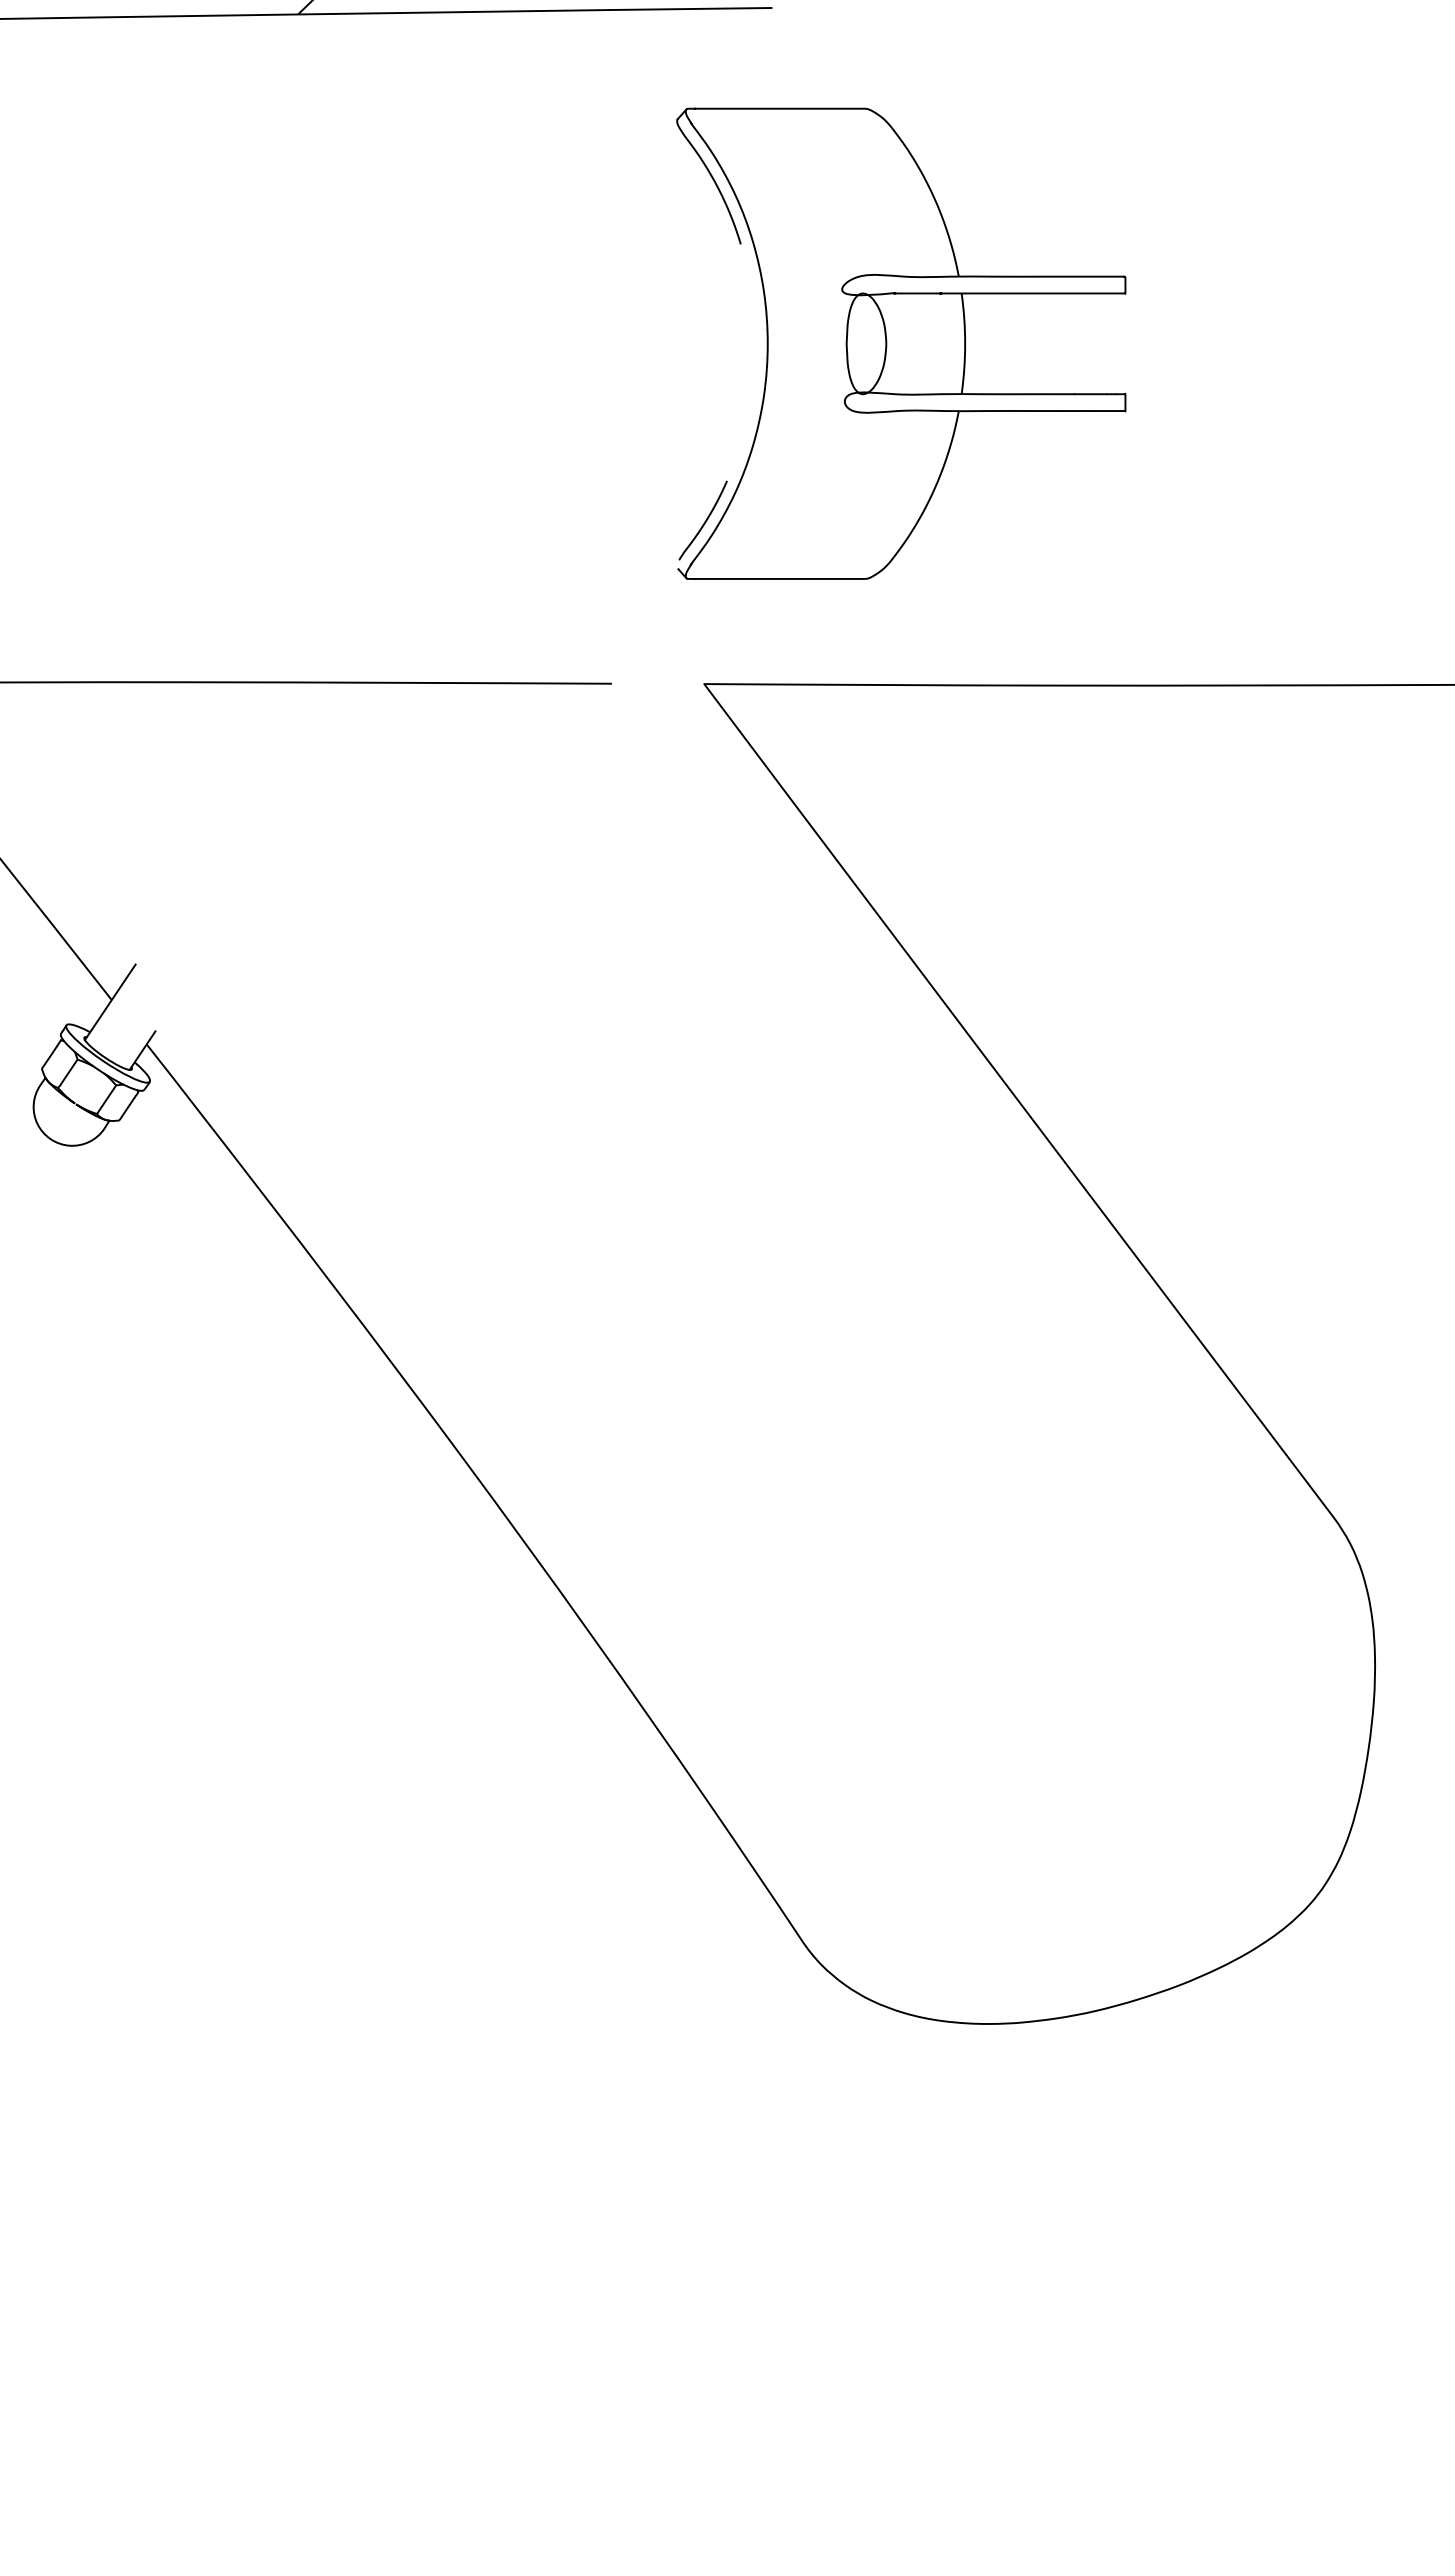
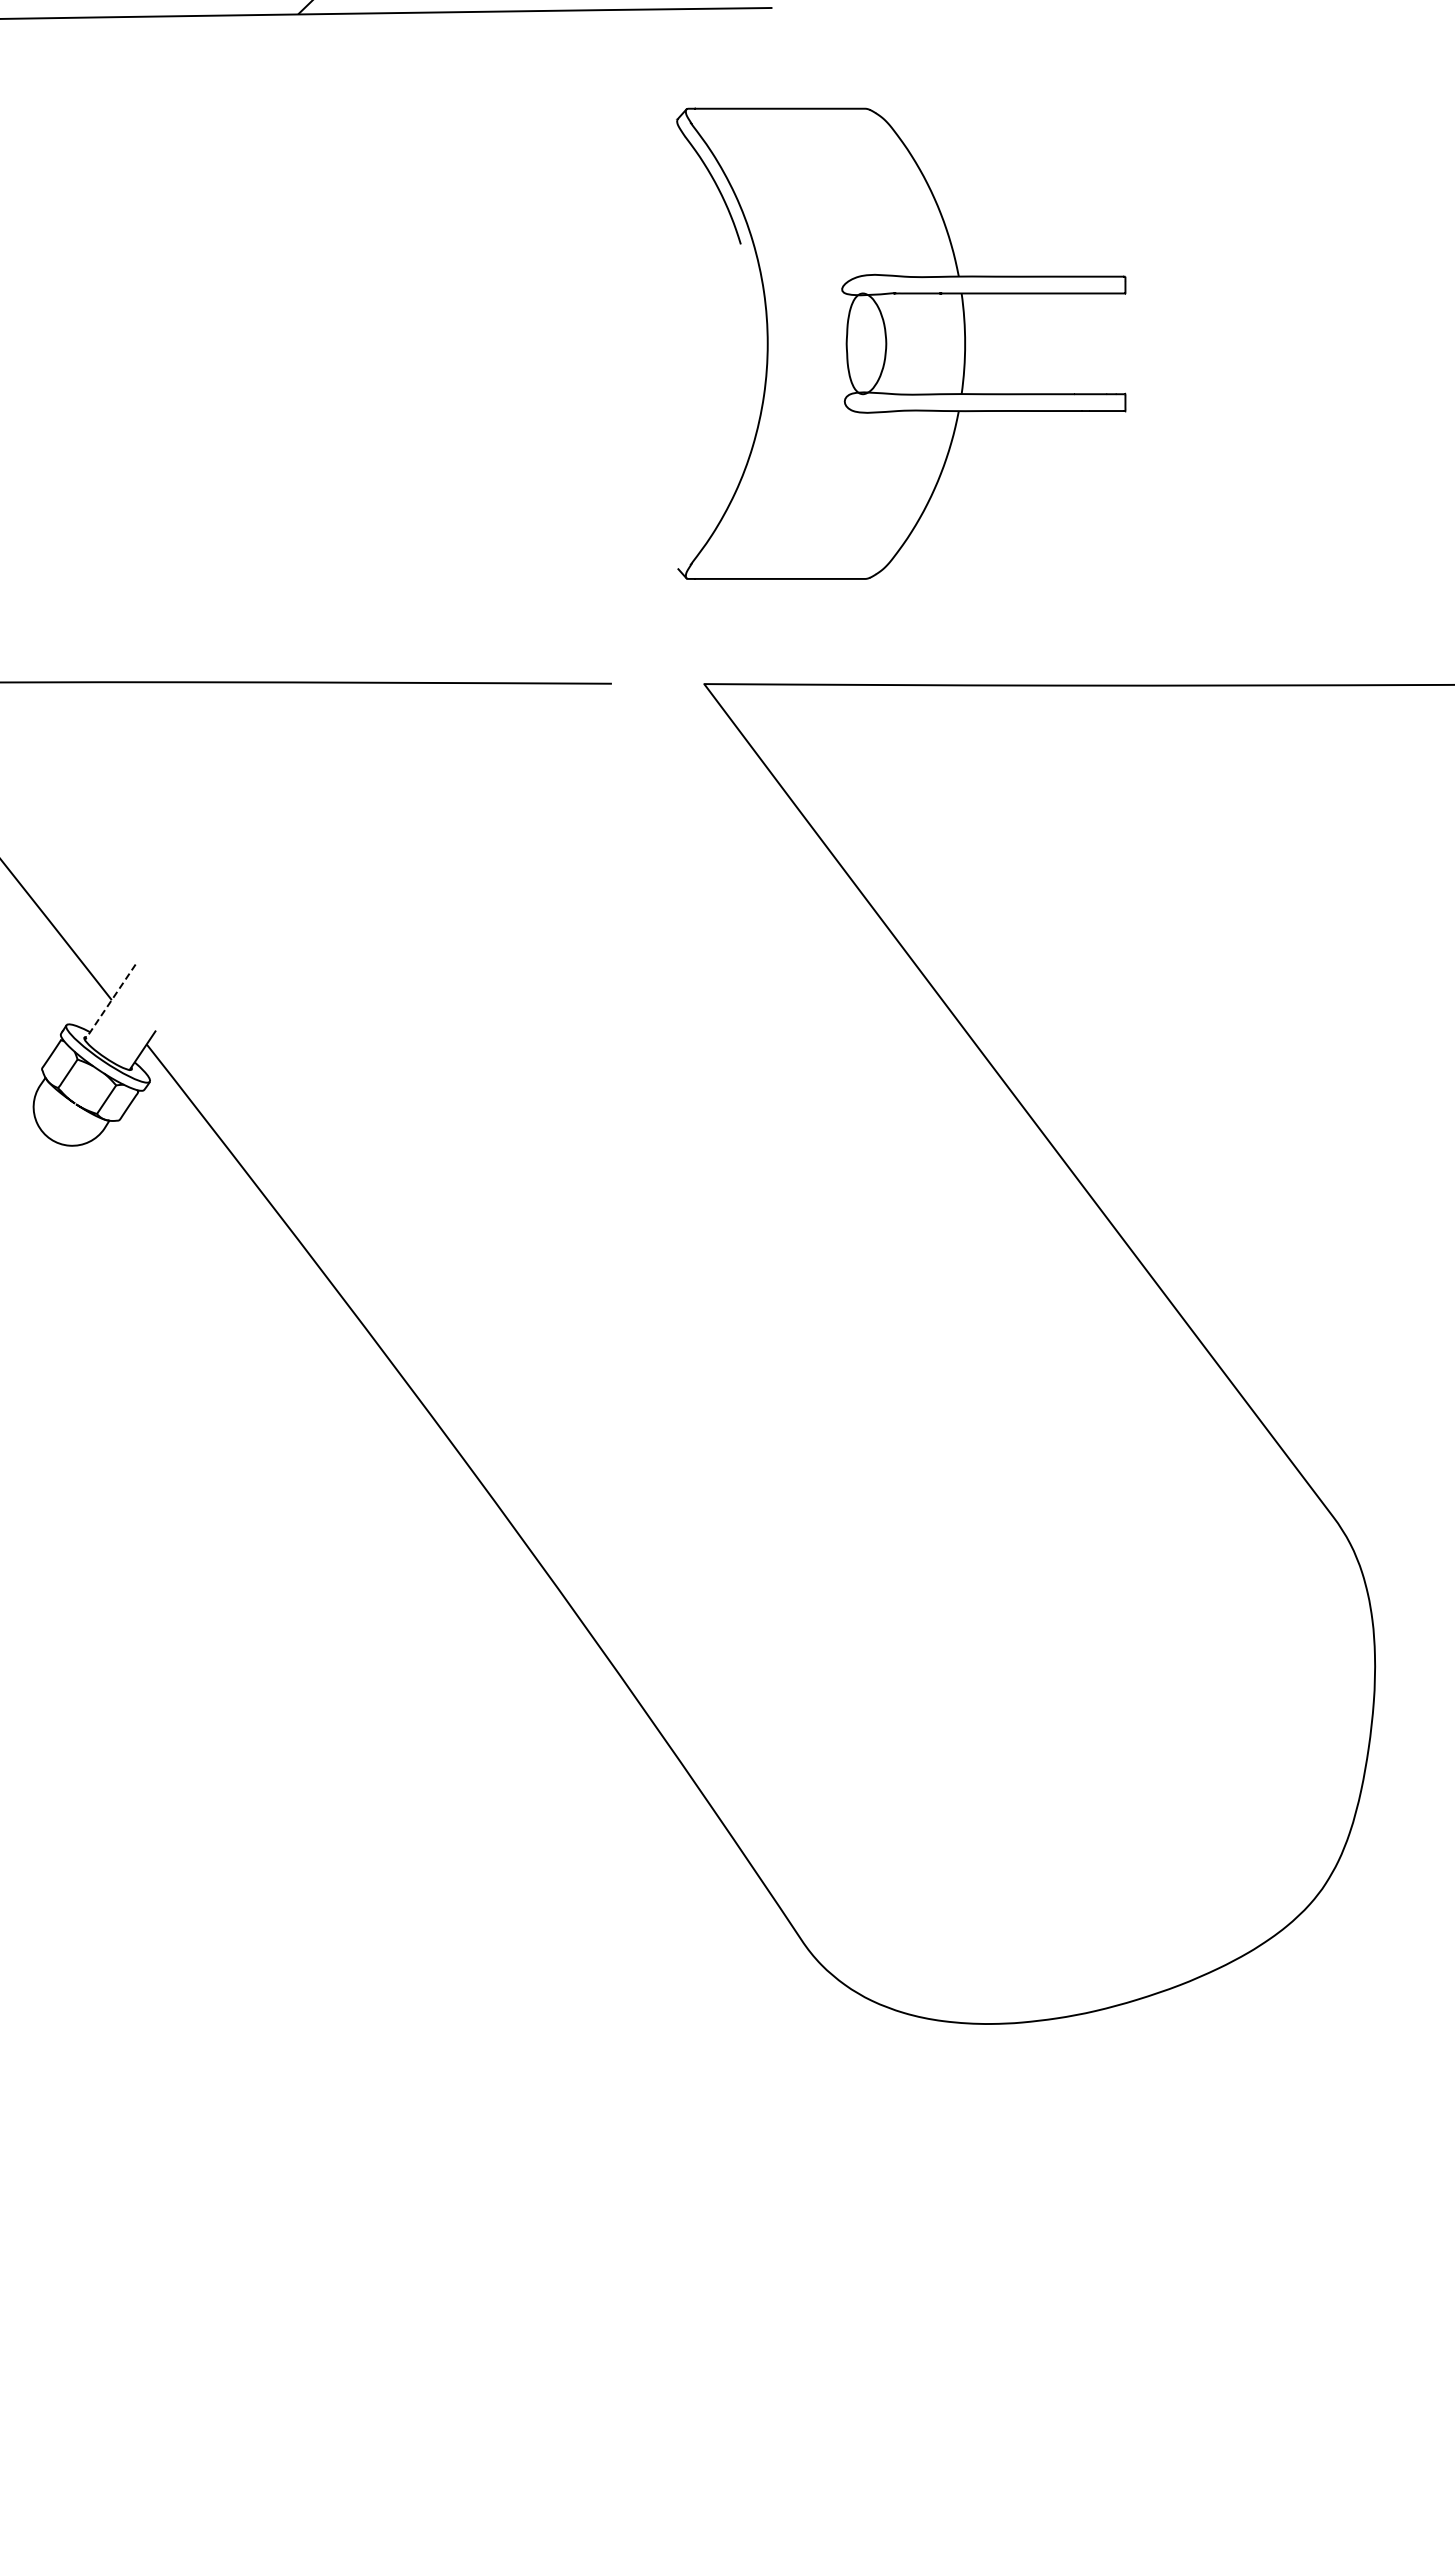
curve: present -> none (704, 521)
line: solid -> dashed (110, 1002)
